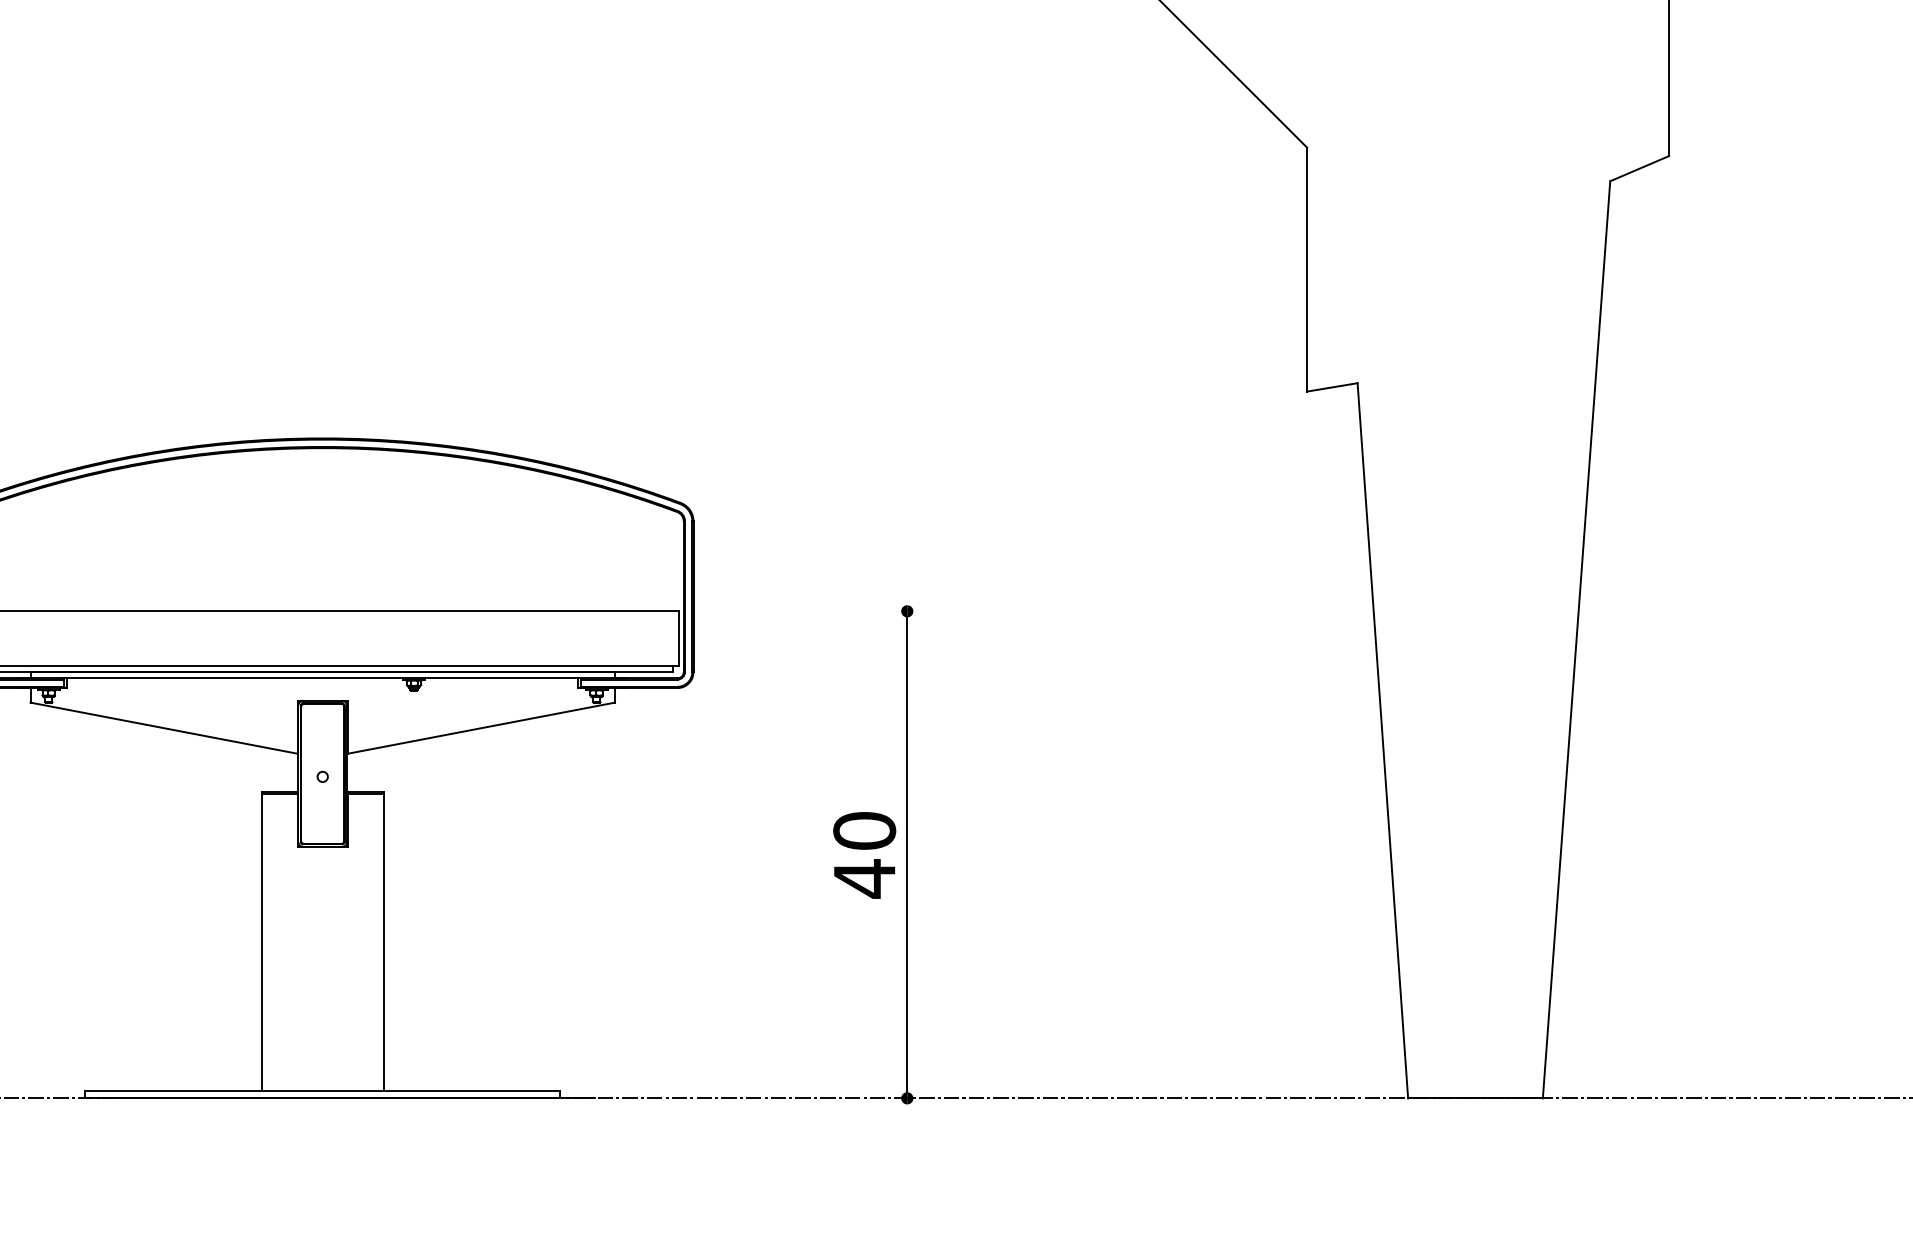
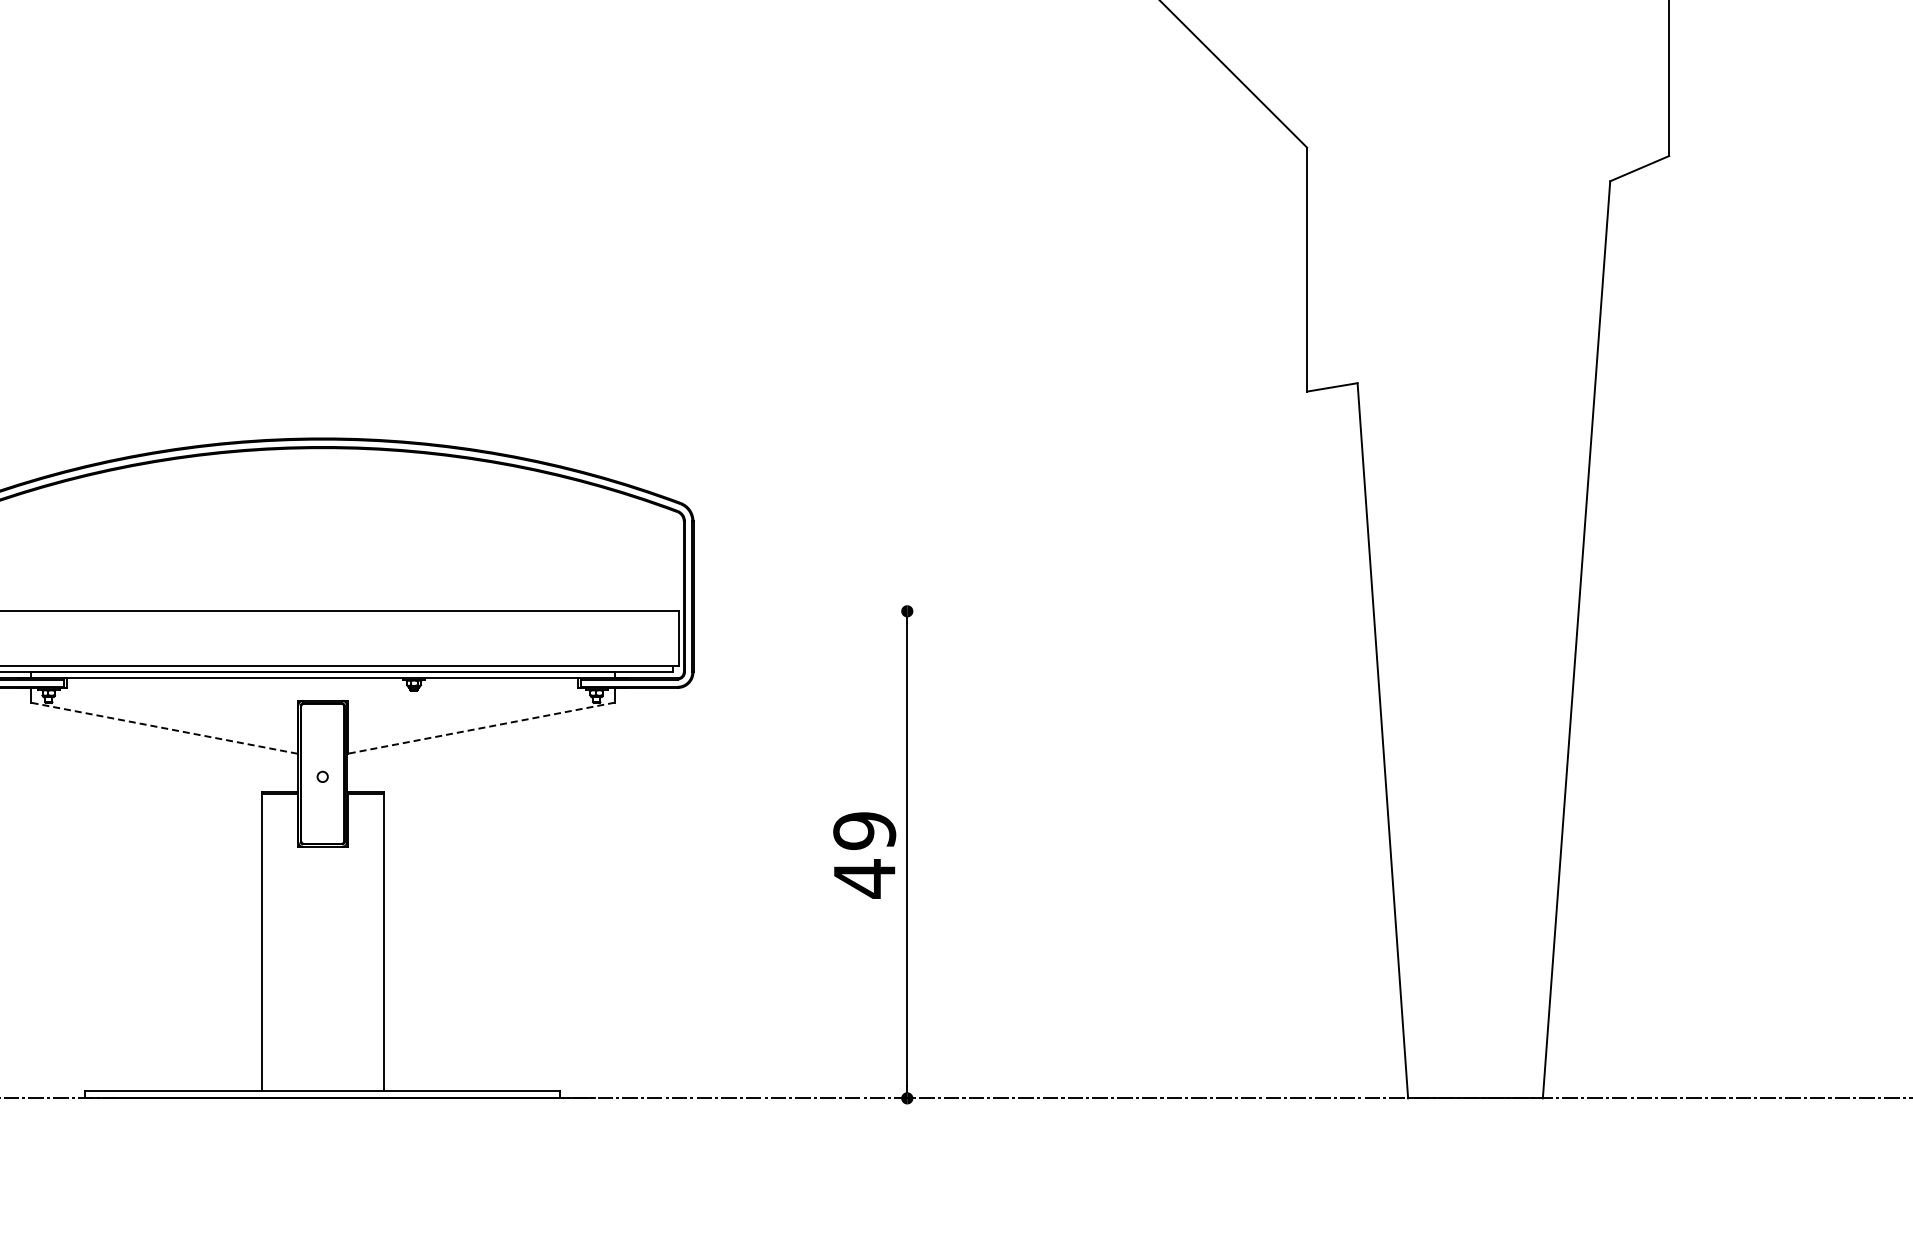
line: solid -> dashed (163, 728)
line: solid -> dashed (480, 728)
text: 40 -> 49 (864, 830)
